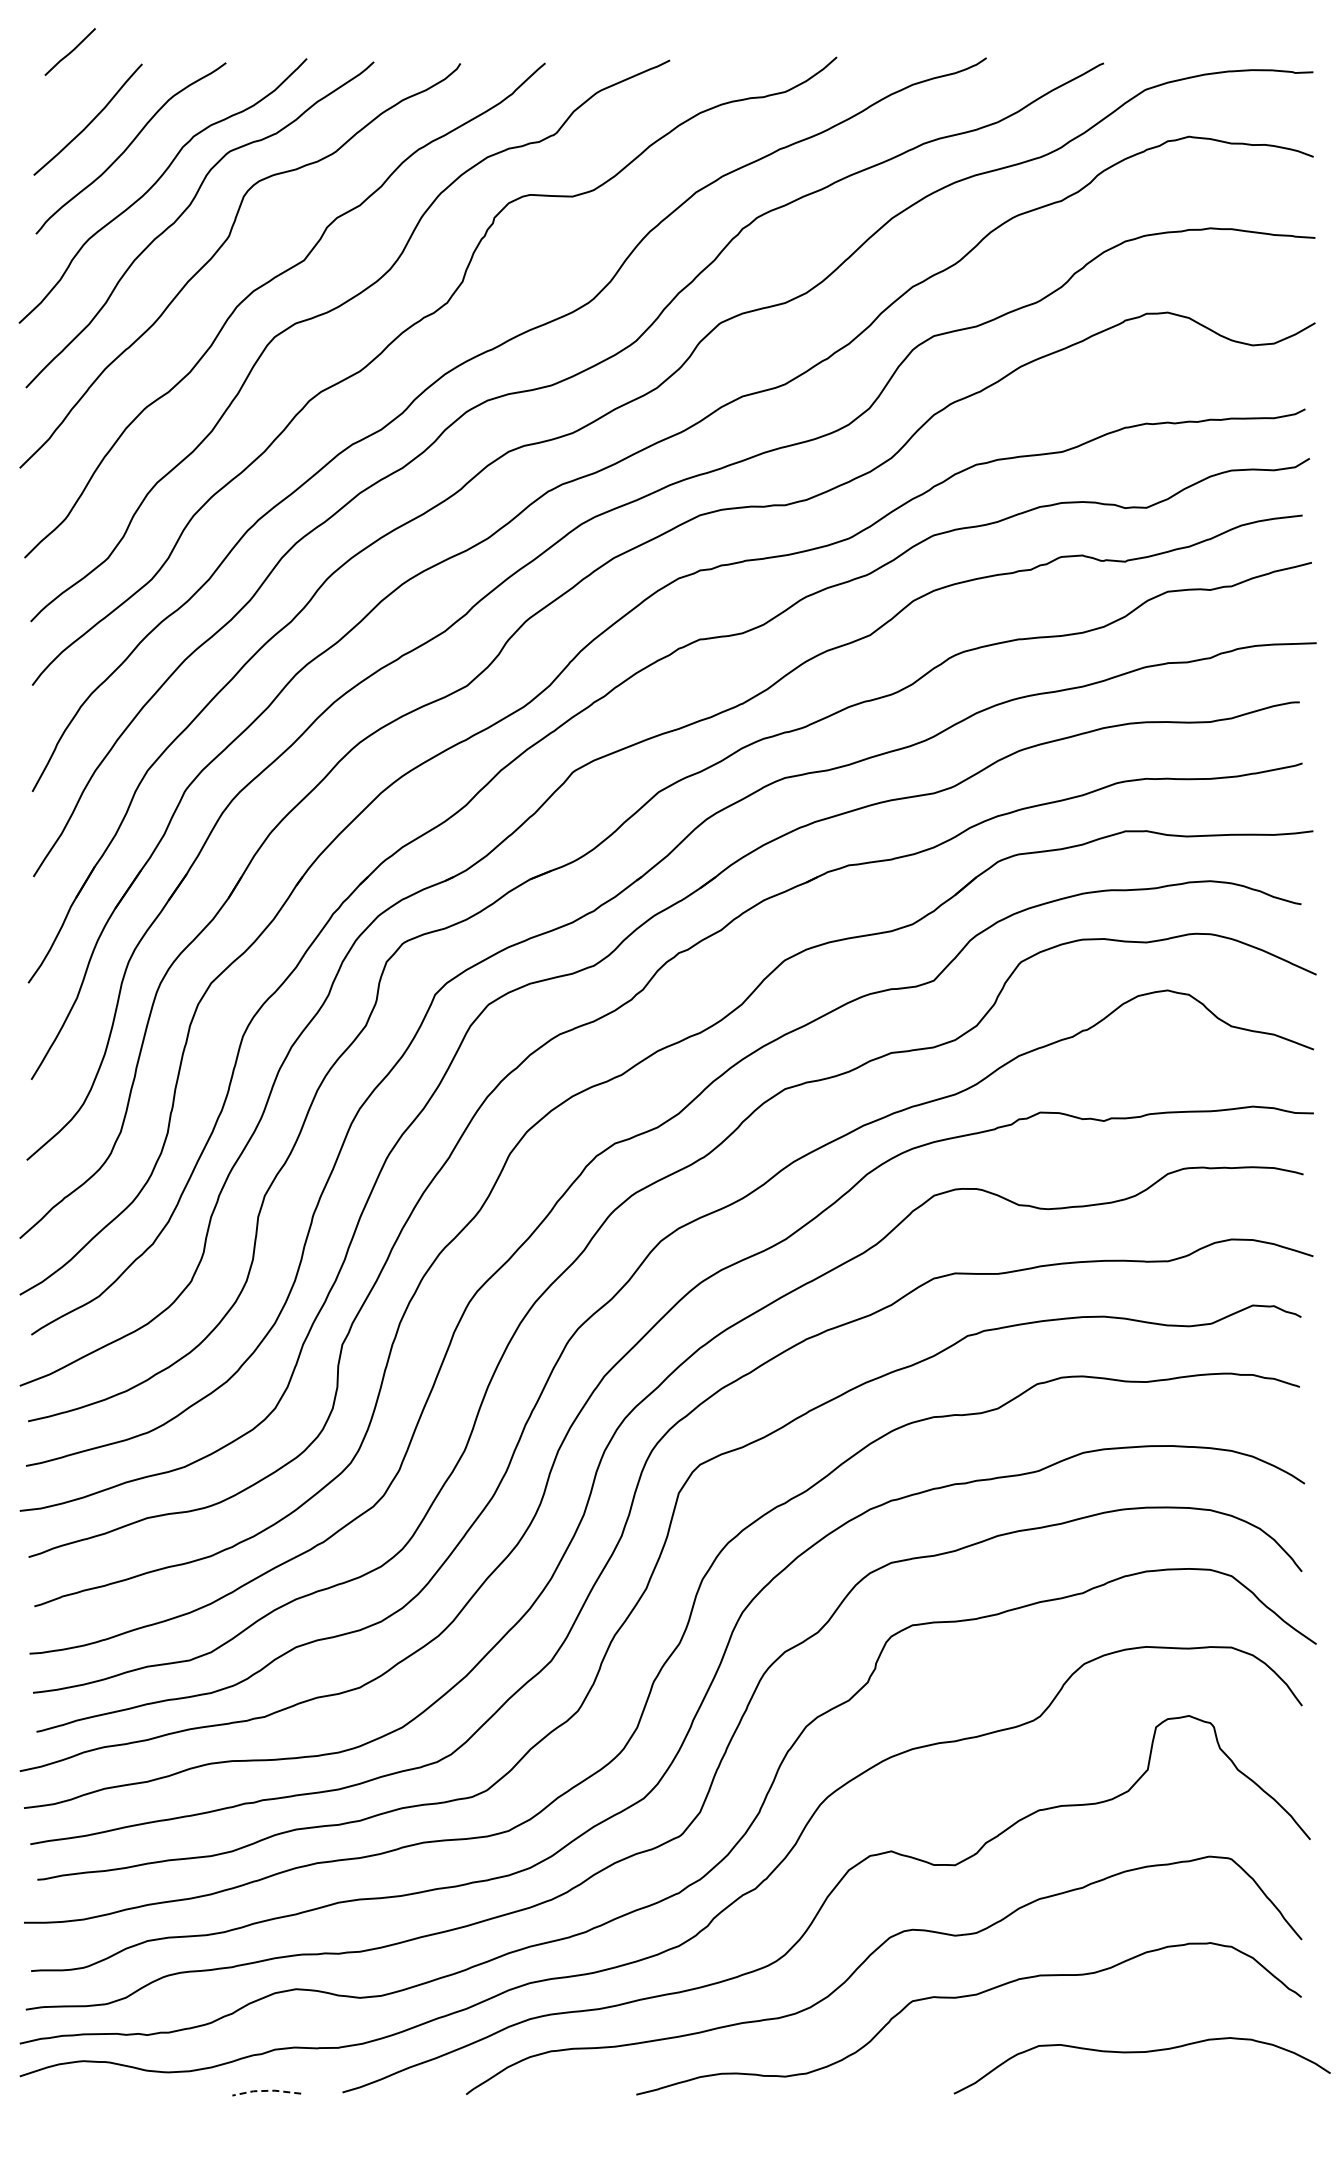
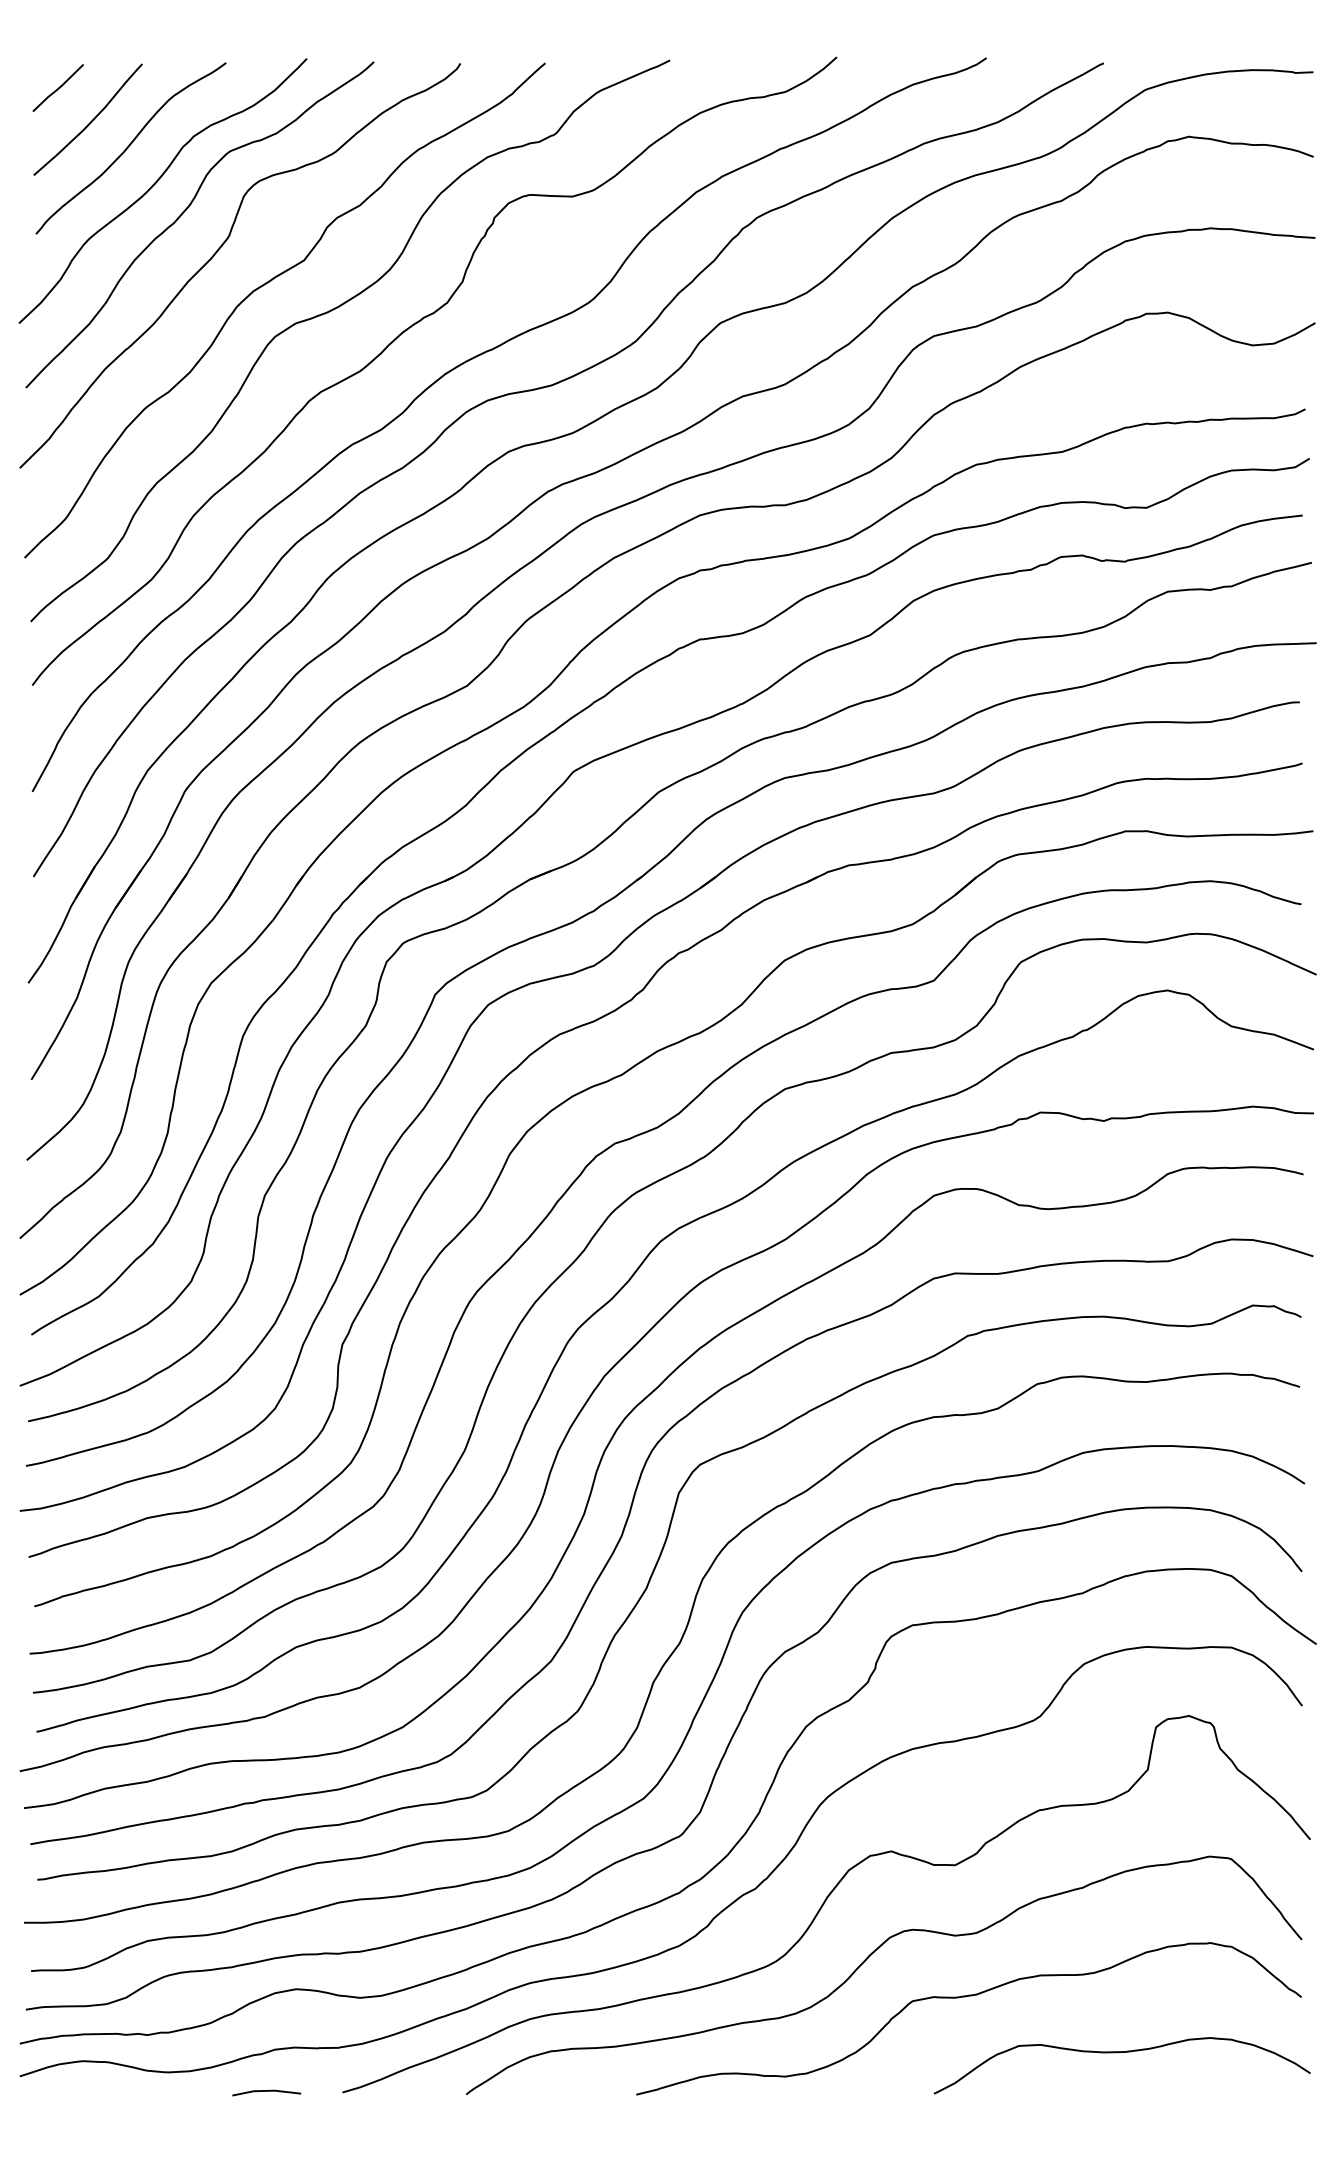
line position: (70, 51) -> (58, 87) (58, 87)
curve position: (1137, 2053) -> (1117, 2053) (1117, 2053)
line: dashed -> solid (266, 2090)
